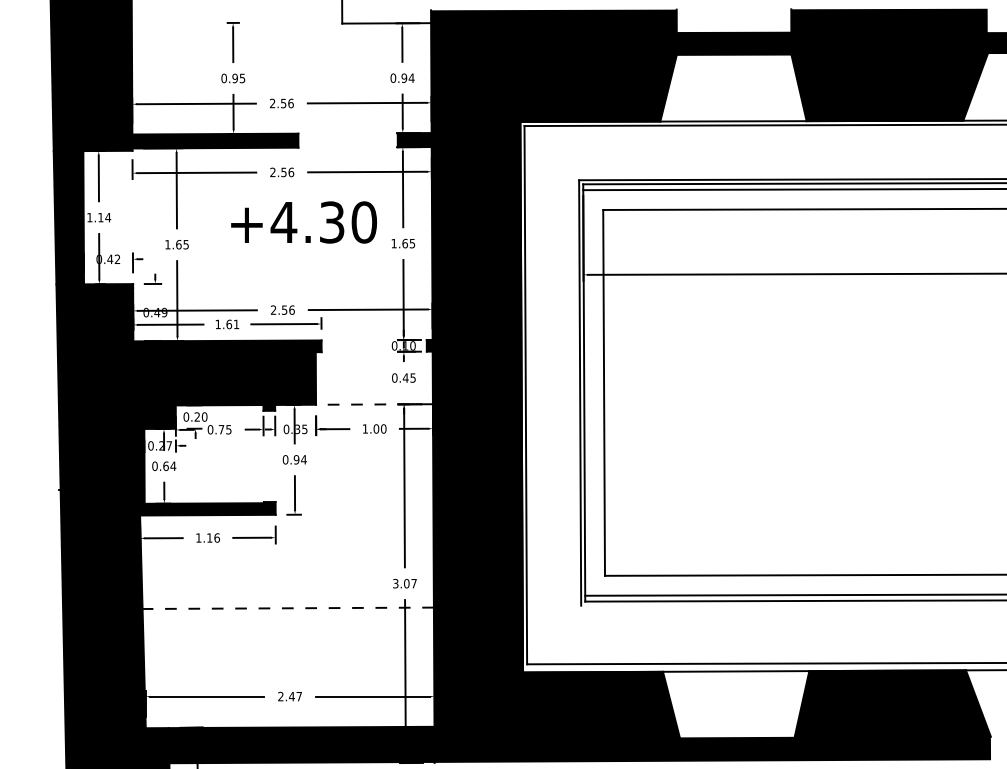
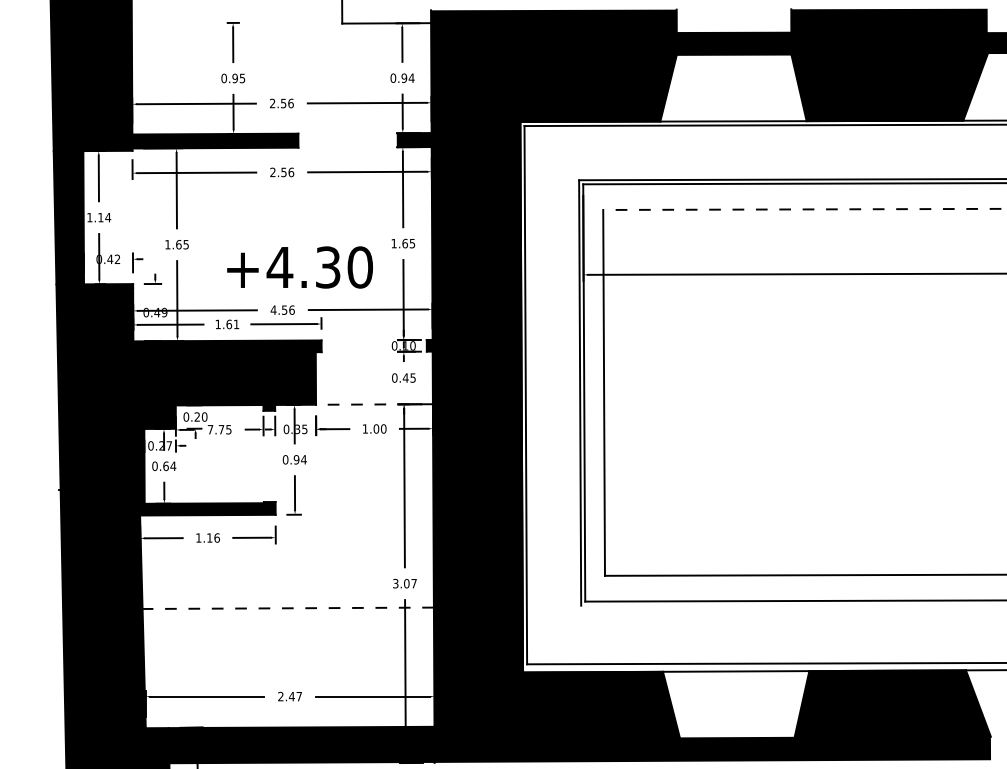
line: present -> none (793, 189)
line: solid -> dashed (804, 209)
text position: (303, 222) -> (299, 267) (299, 267)
text: 2.56 -> 4.56 (273, 309)
text: 0.75 -> 7.75 (210, 429)
line: present -> none (794, 594)
